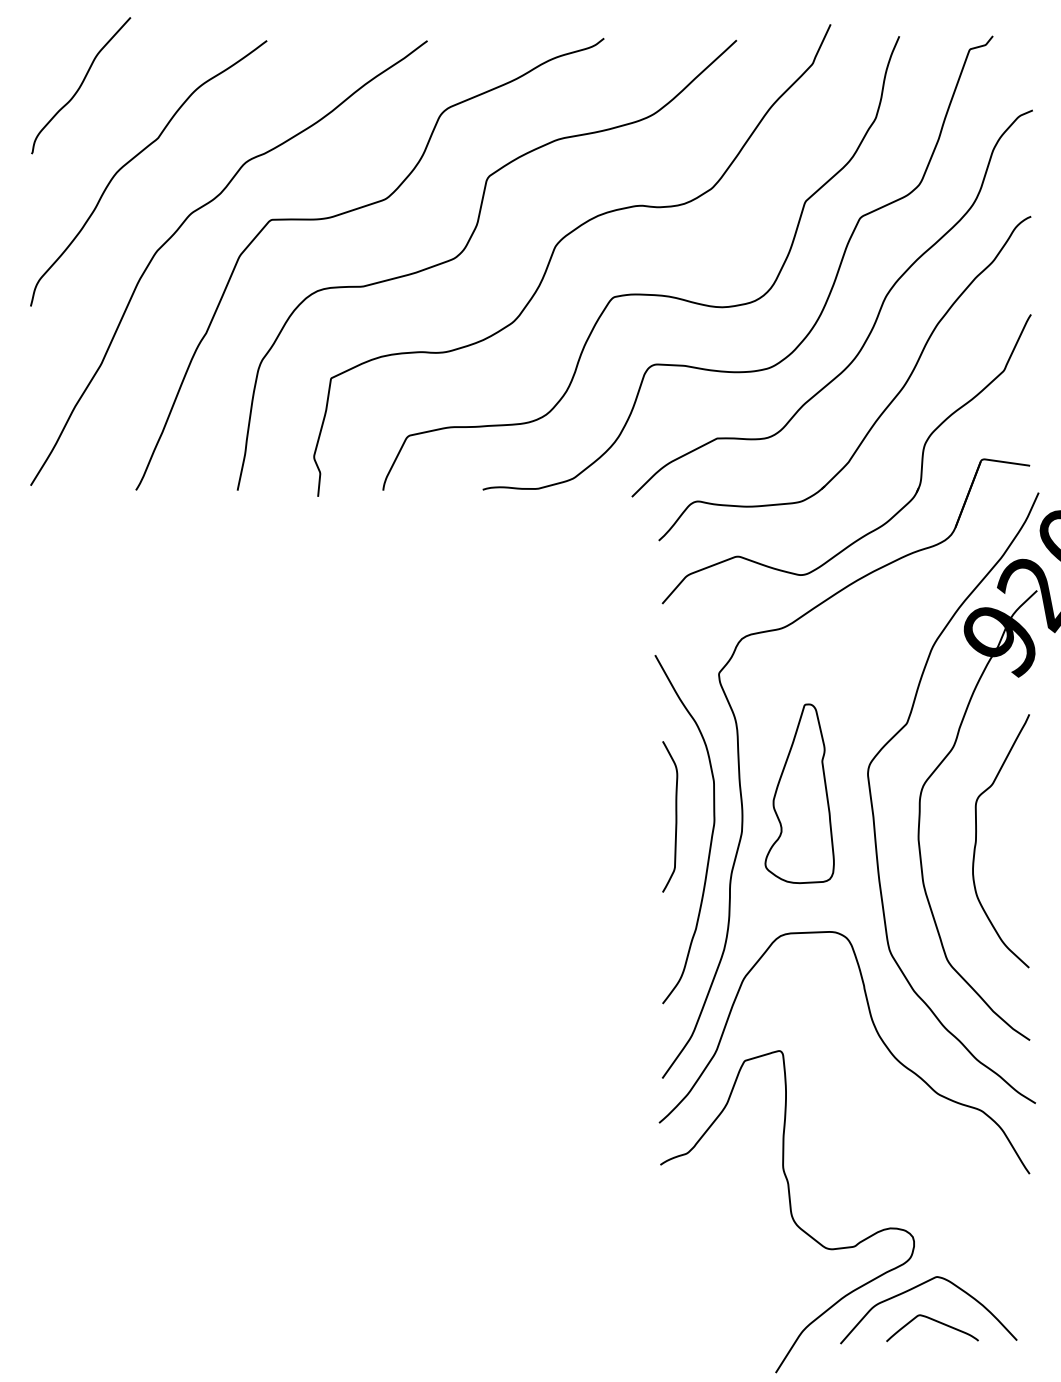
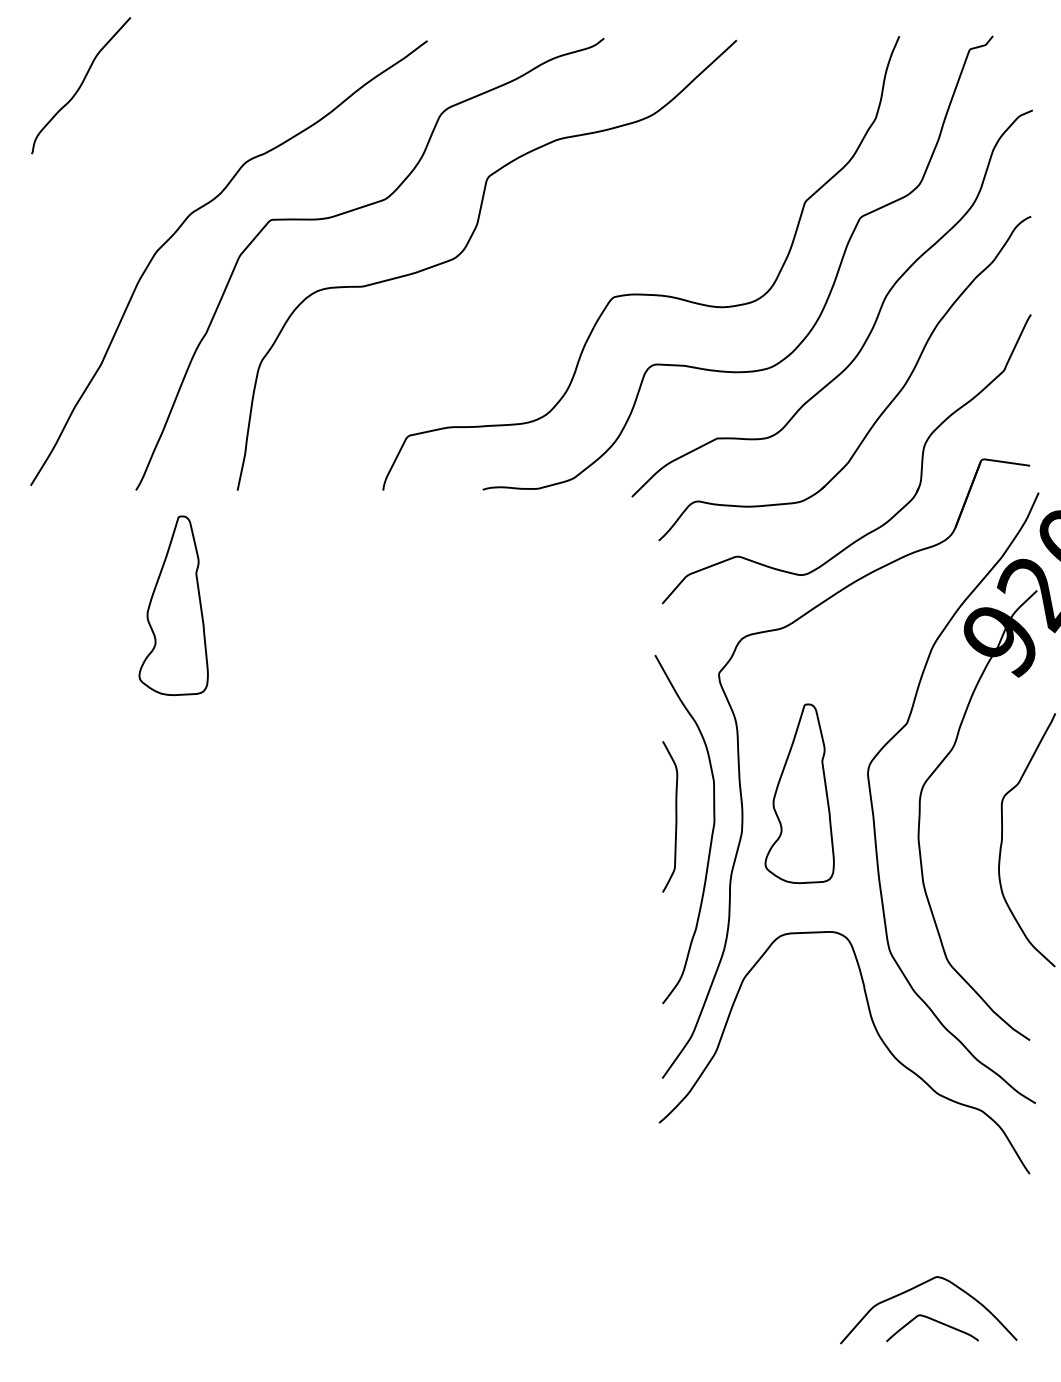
curve: present -> none (137, 156)
curve: present -> none (553, 254)
part: none -> present (173, 605)
curve position: (976, 841) -> (1002, 840) (1002, 840)
curve: present -> none (789, 1209)
